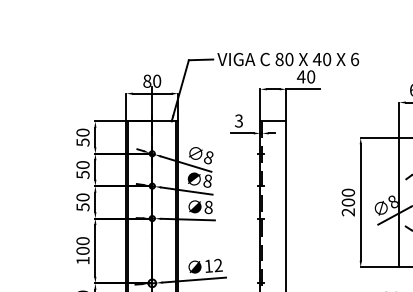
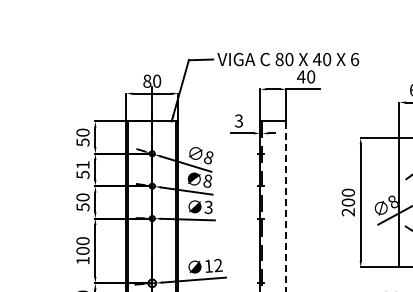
text: 50 -> 51 (82, 164)
text: 8 -> 3 (208, 206)
line: solid -> dashed (286, 206)
